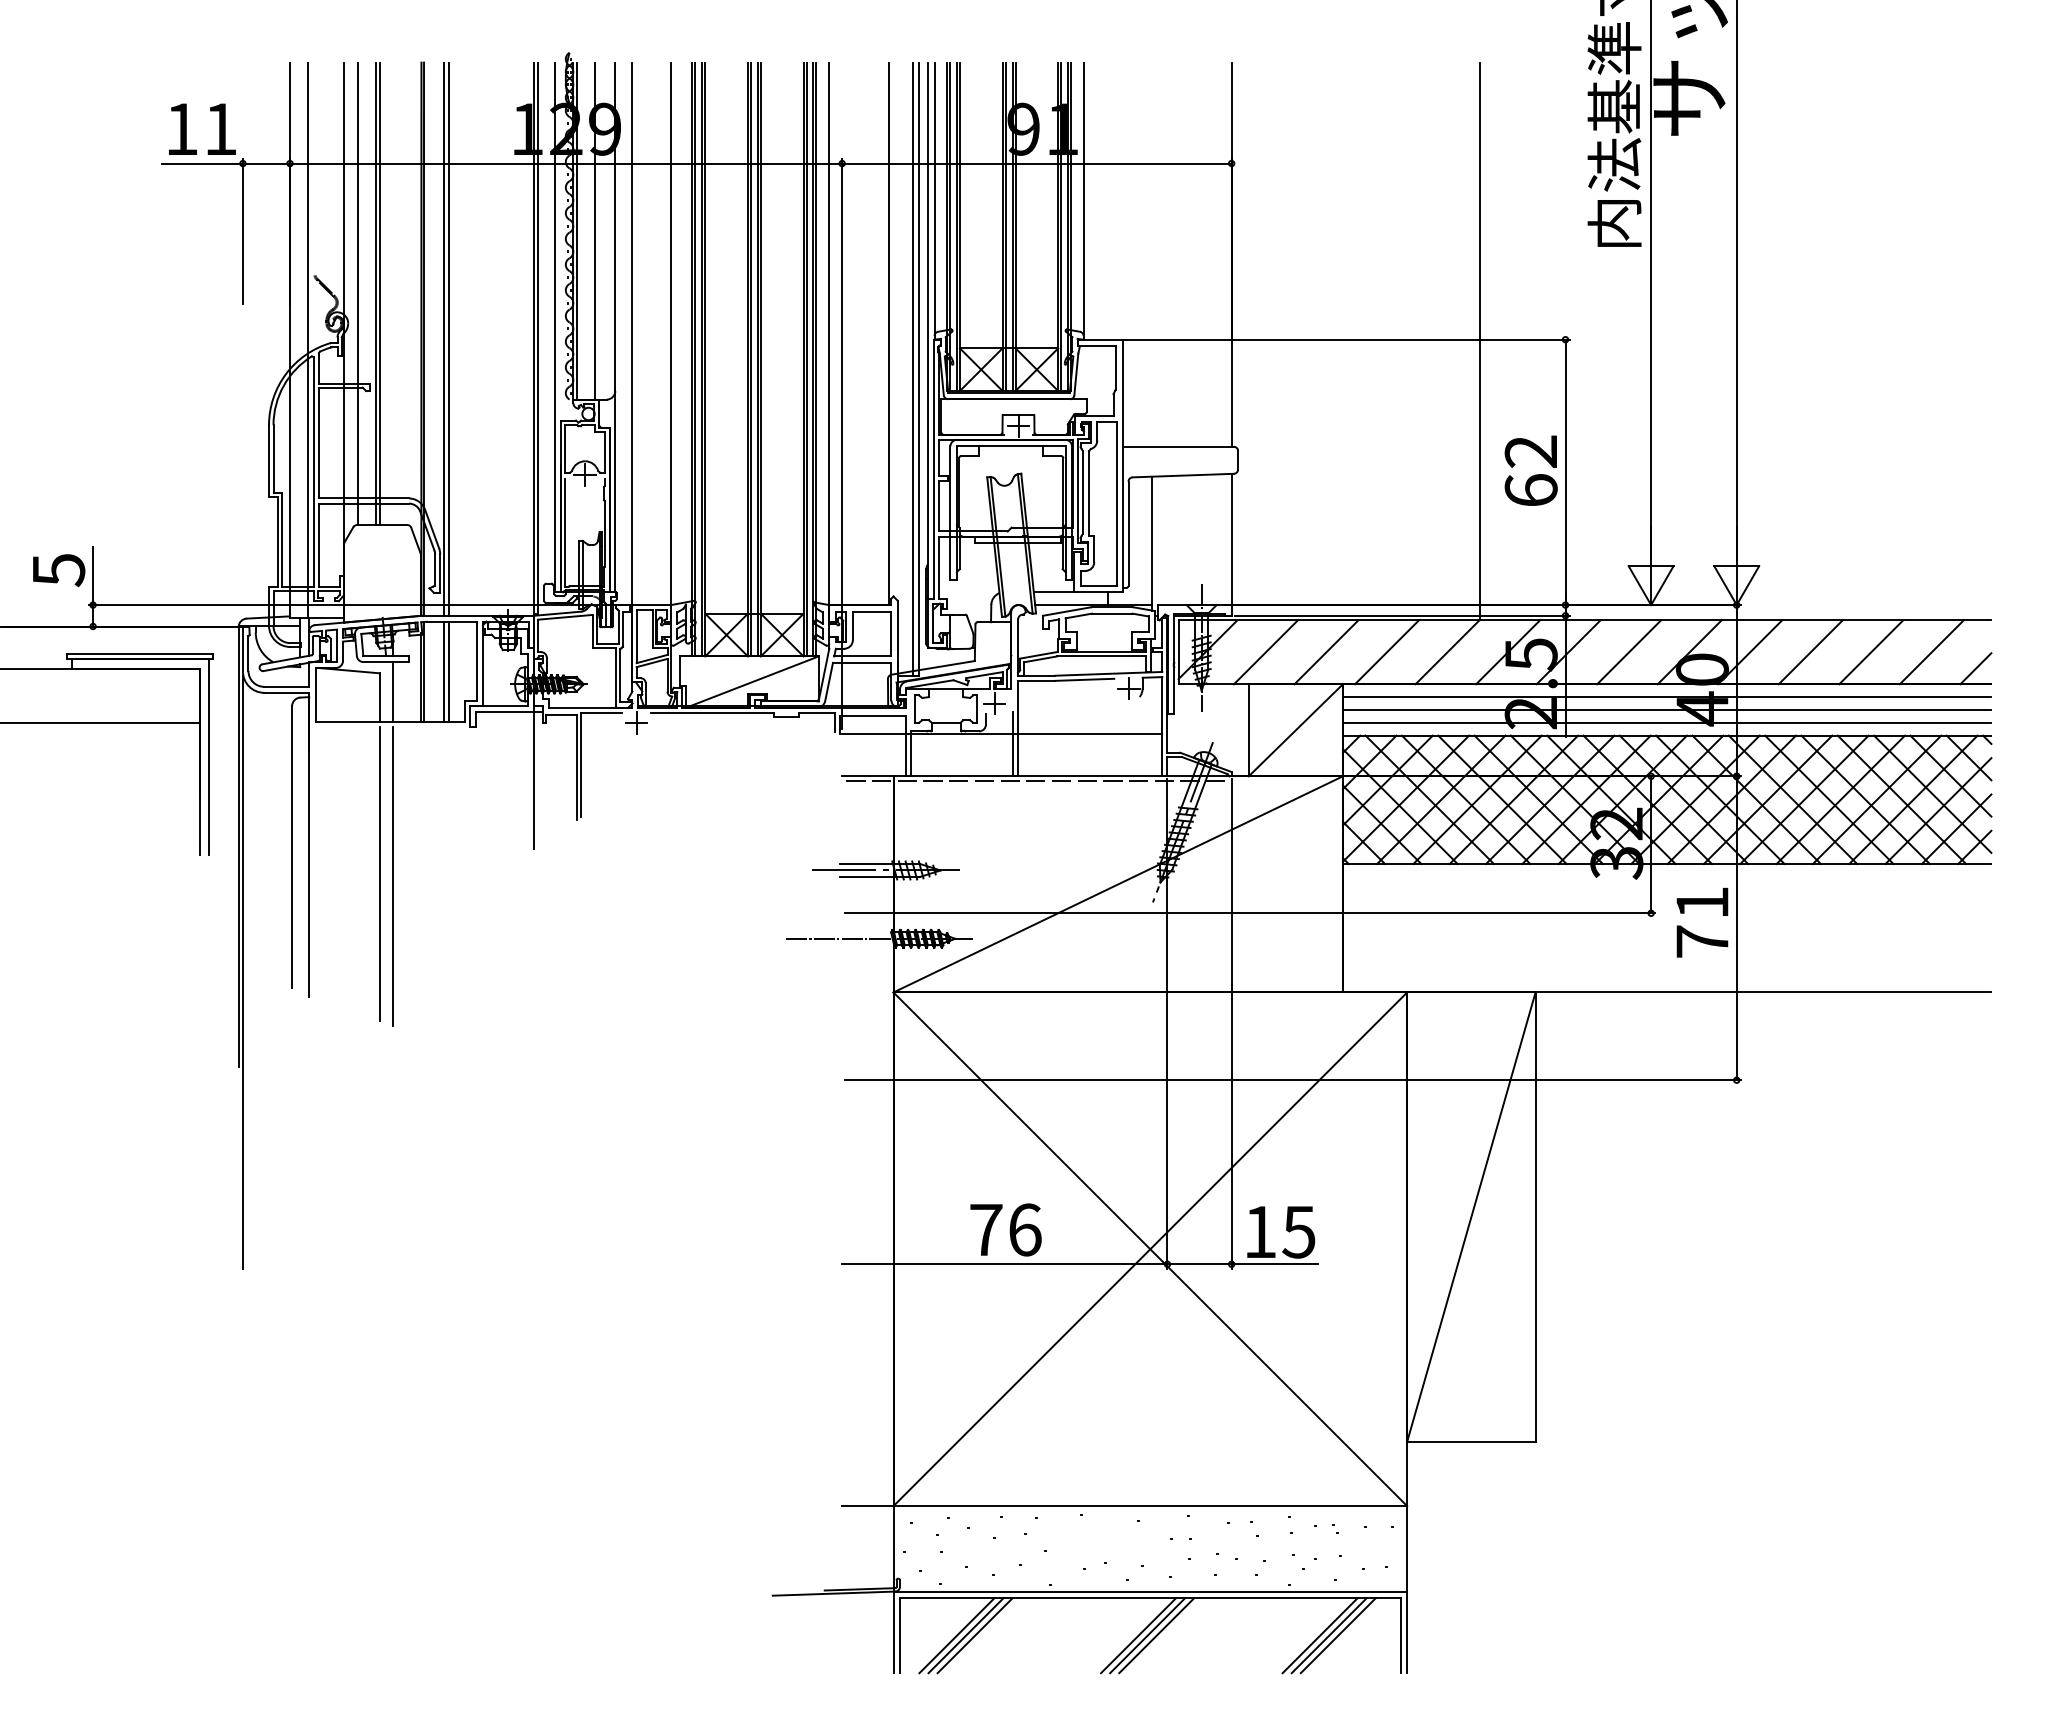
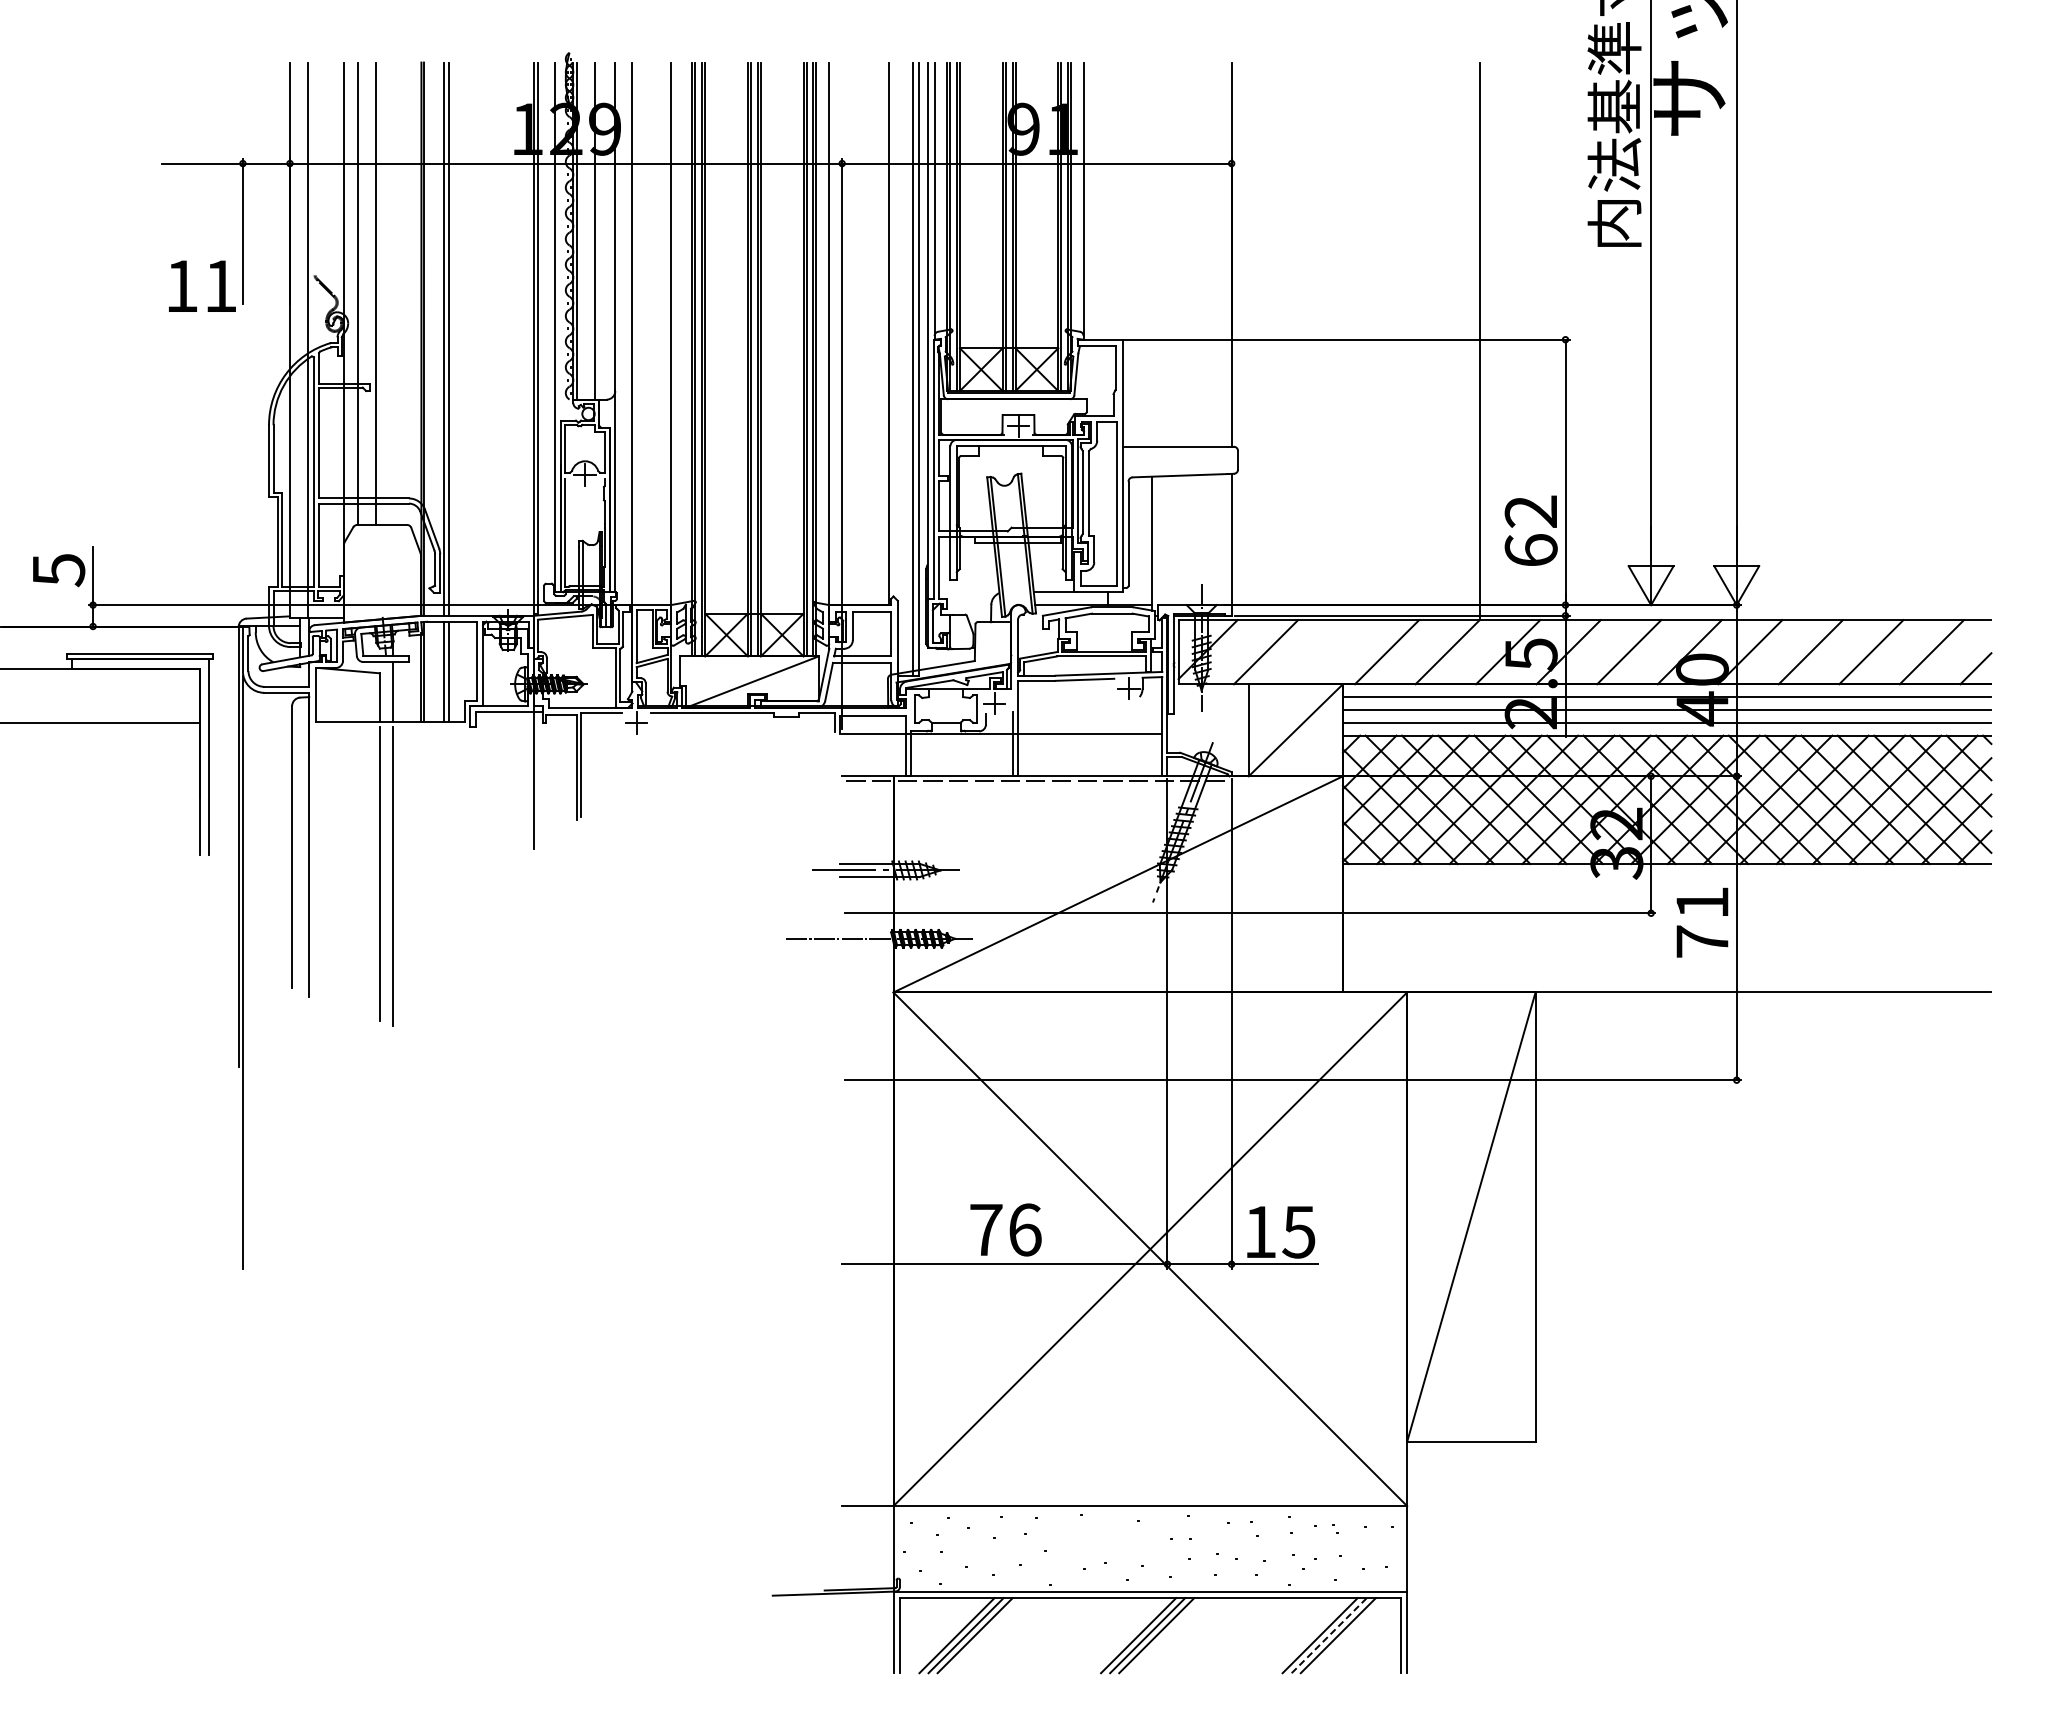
text position: (202, 128) -> (202, 285) (202, 285)
line: present -> none (379, 293)
text position: (1530, 470) -> (1530, 530) (1530, 530)
line: present -> none (1326, 652)
line: solid -> dashed (1329, 1635)
